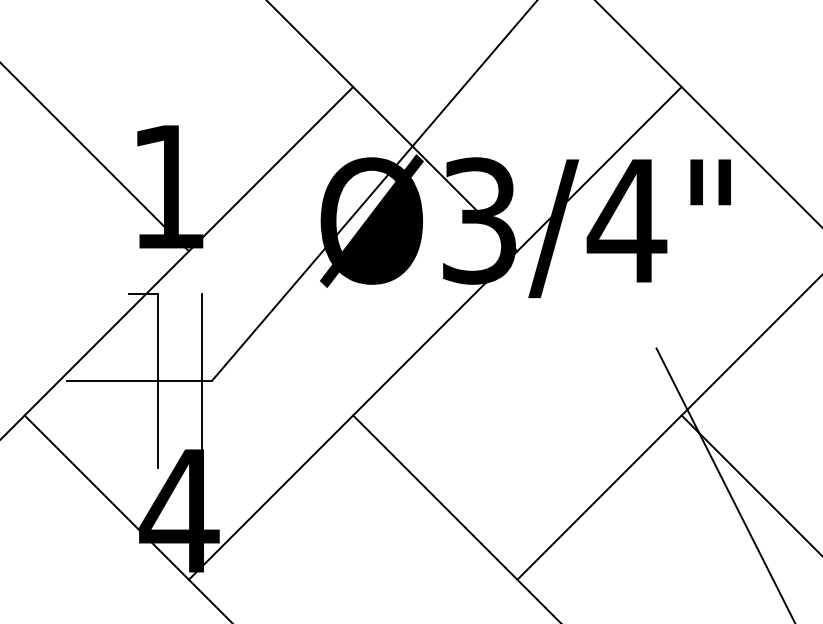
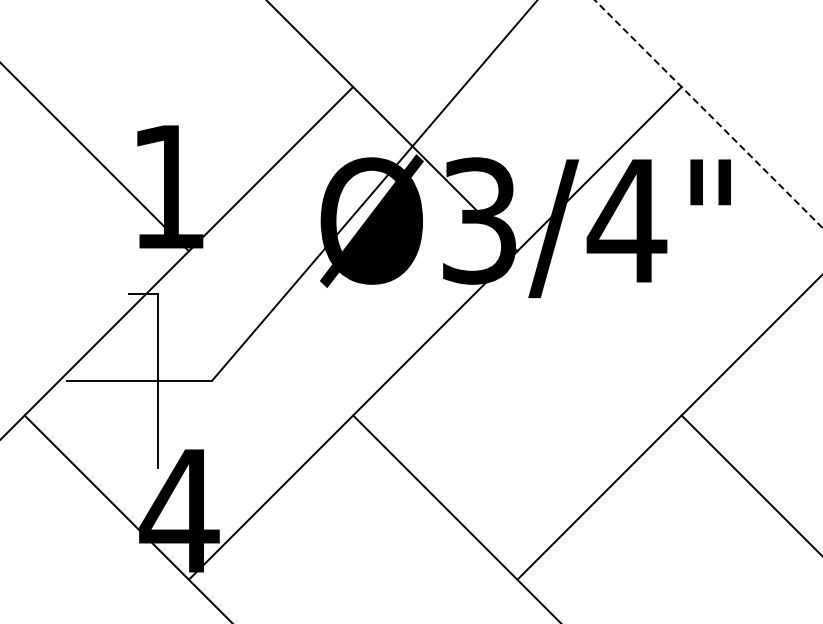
line: solid -> dashed (708, 114)
line: present -> none (201, 380)
line: present -> none (724, 484)
